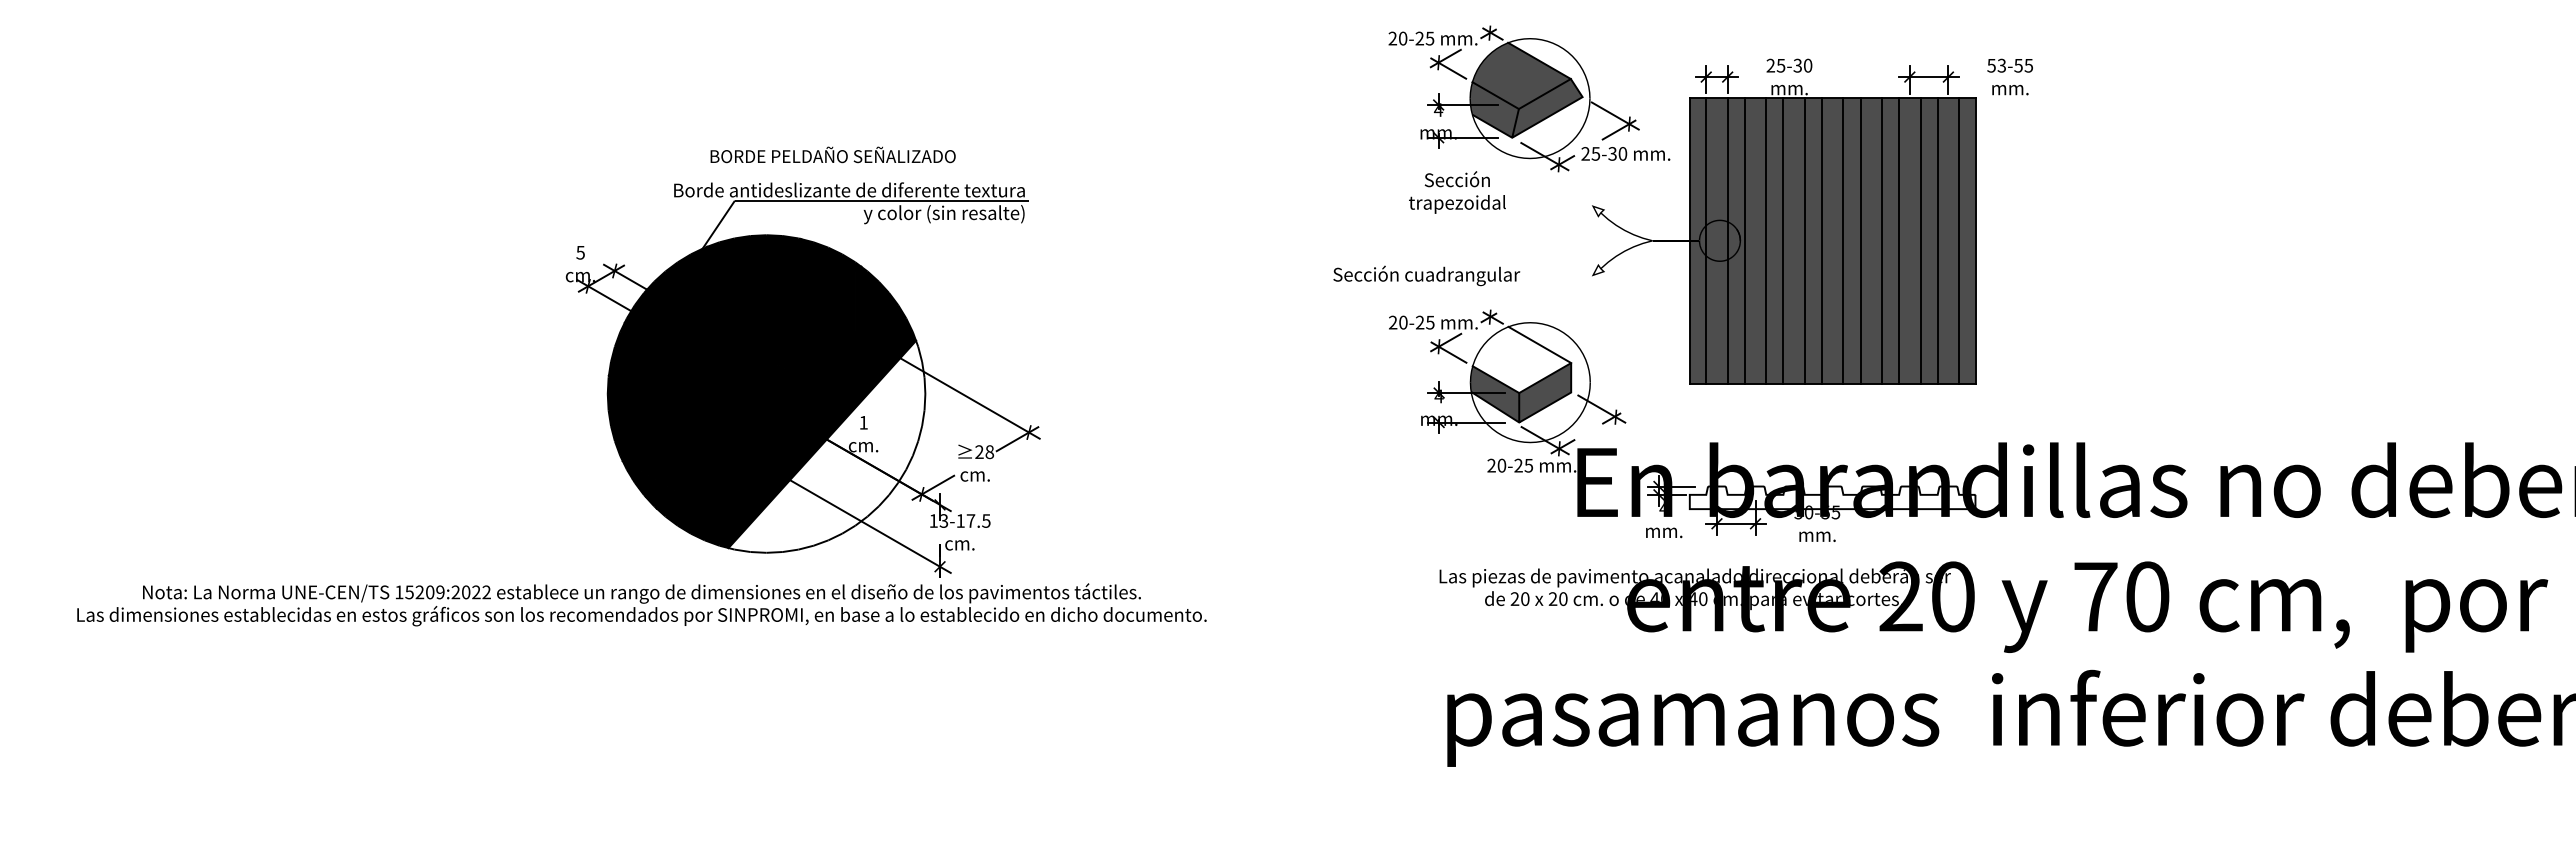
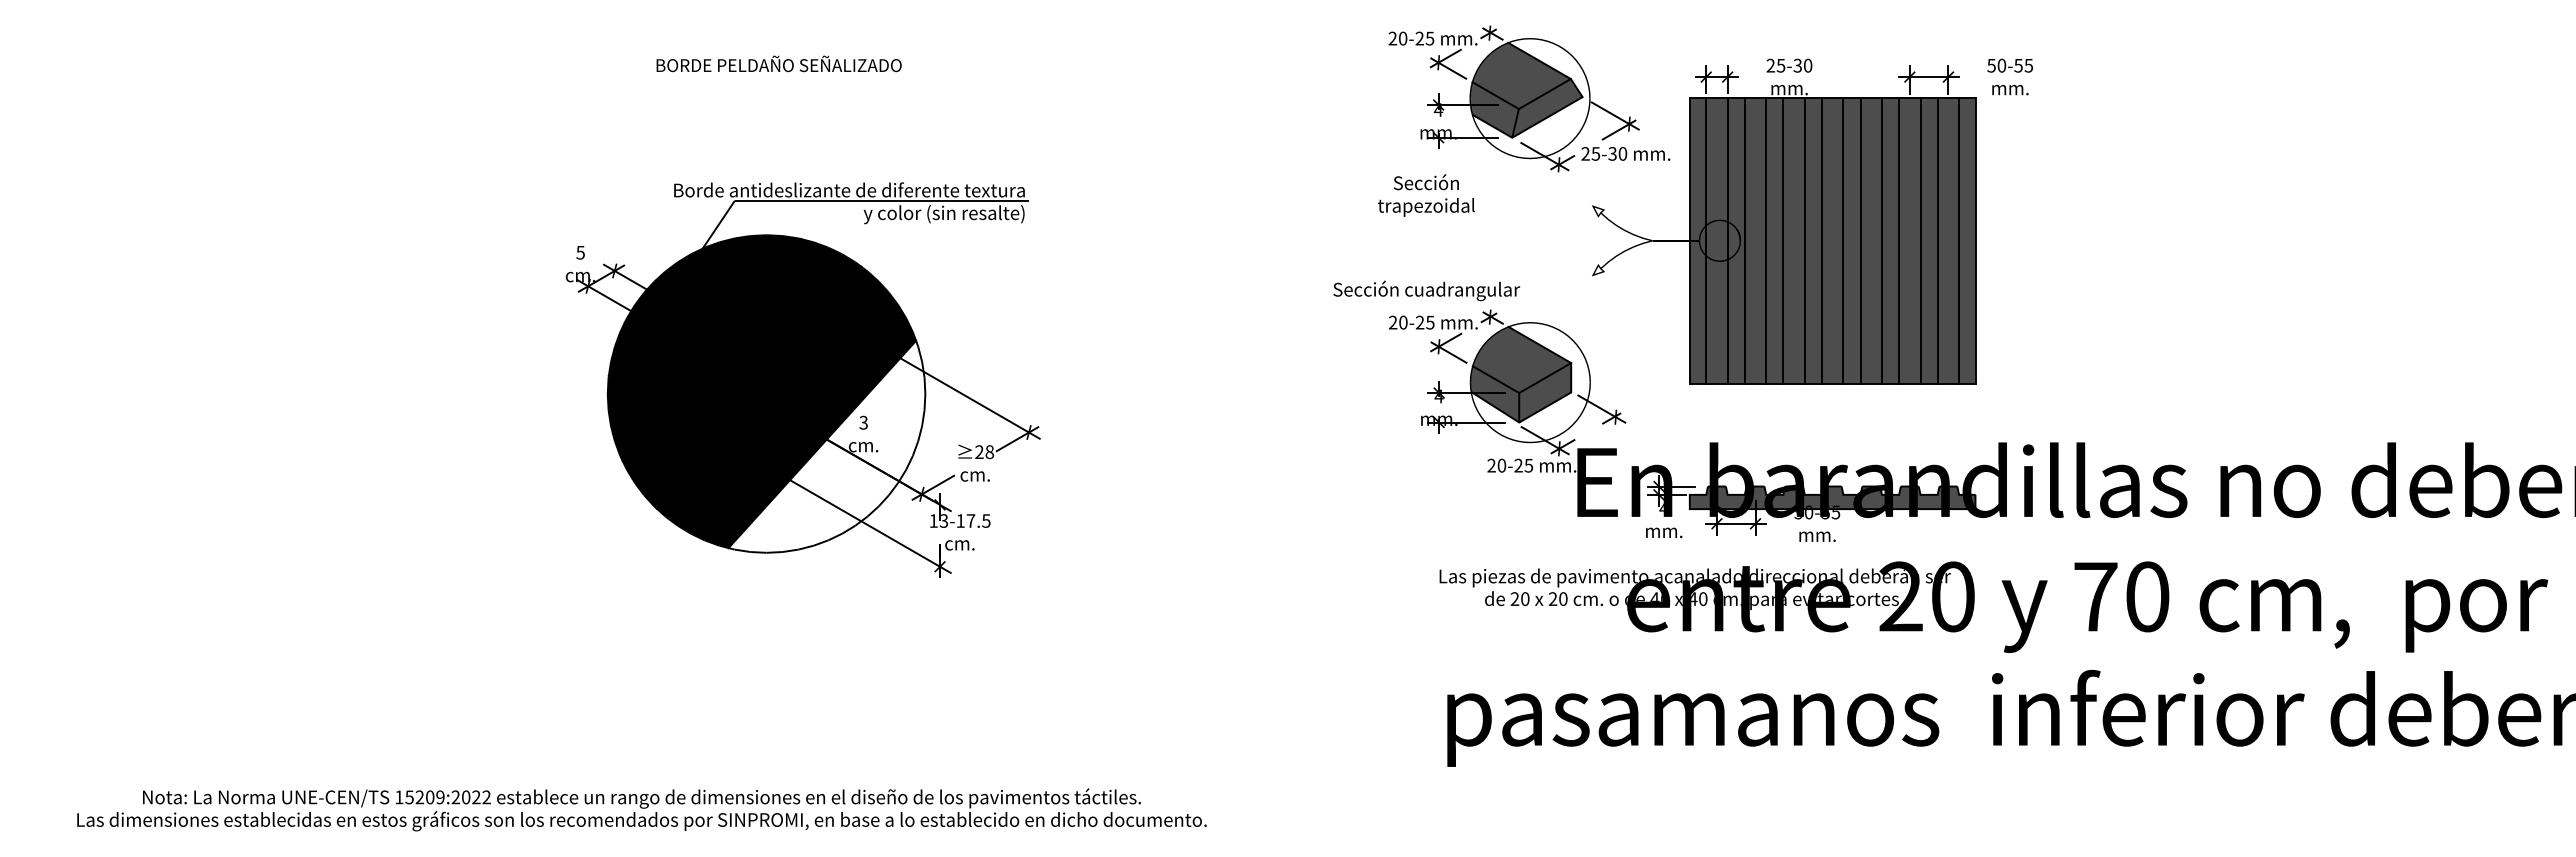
text: 53-55 -> 50-55 (2001, 65)
text position: (832, 154) -> (778, 63) (778, 63)
text position: (1457, 192) -> (1426, 195) (1426, 195)
text position: (1426, 275) -> (1426, 290) (1426, 290)
fill: none -> present (1521, 359)
text: 1 -> 3 (863, 422)
fill: none -> present (1832, 497)
text position: (641, 604) -> (641, 809) (641, 809)
